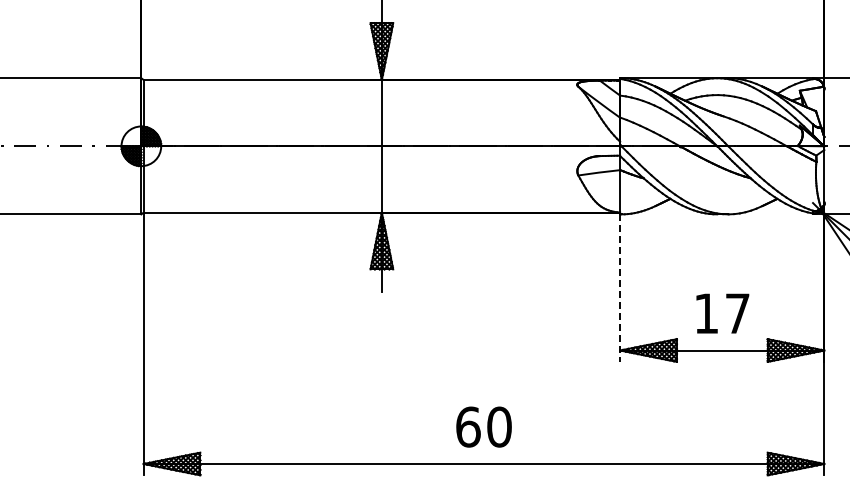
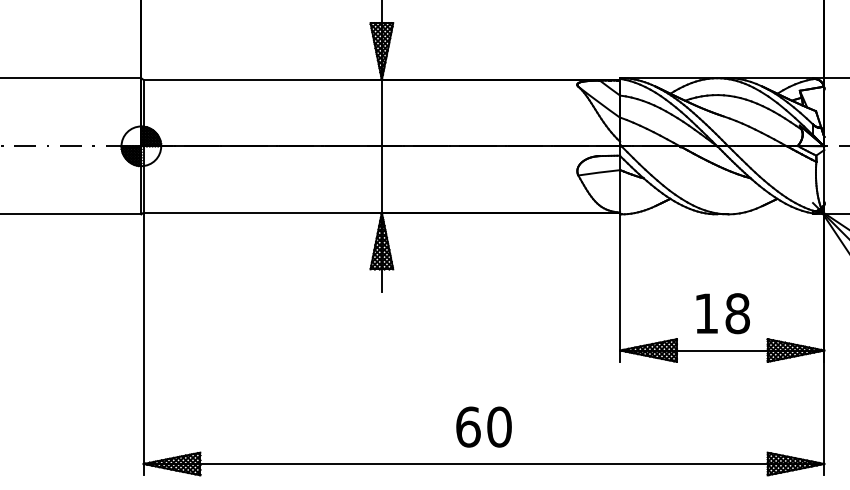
line: dashed -> solid (620, 288)
text: 17 -> 18 (737, 313)
